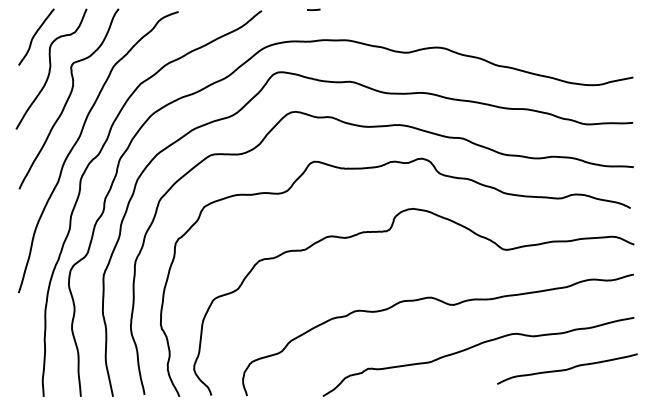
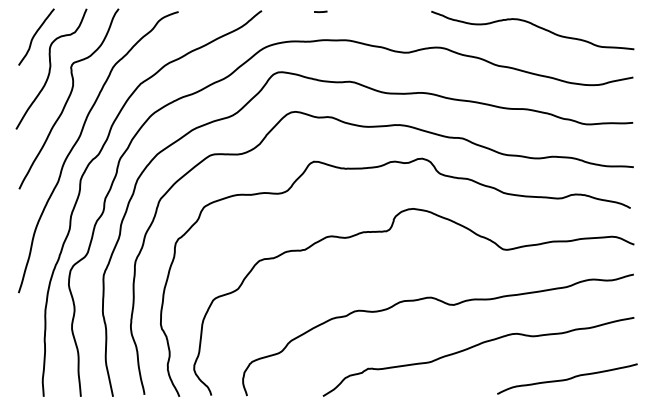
curve position: (313, 9) -> (320, 11) (320, 11)
curve: none -> present (532, 25)
curve position: (567, 368) -> (567, 378) (567, 378)
